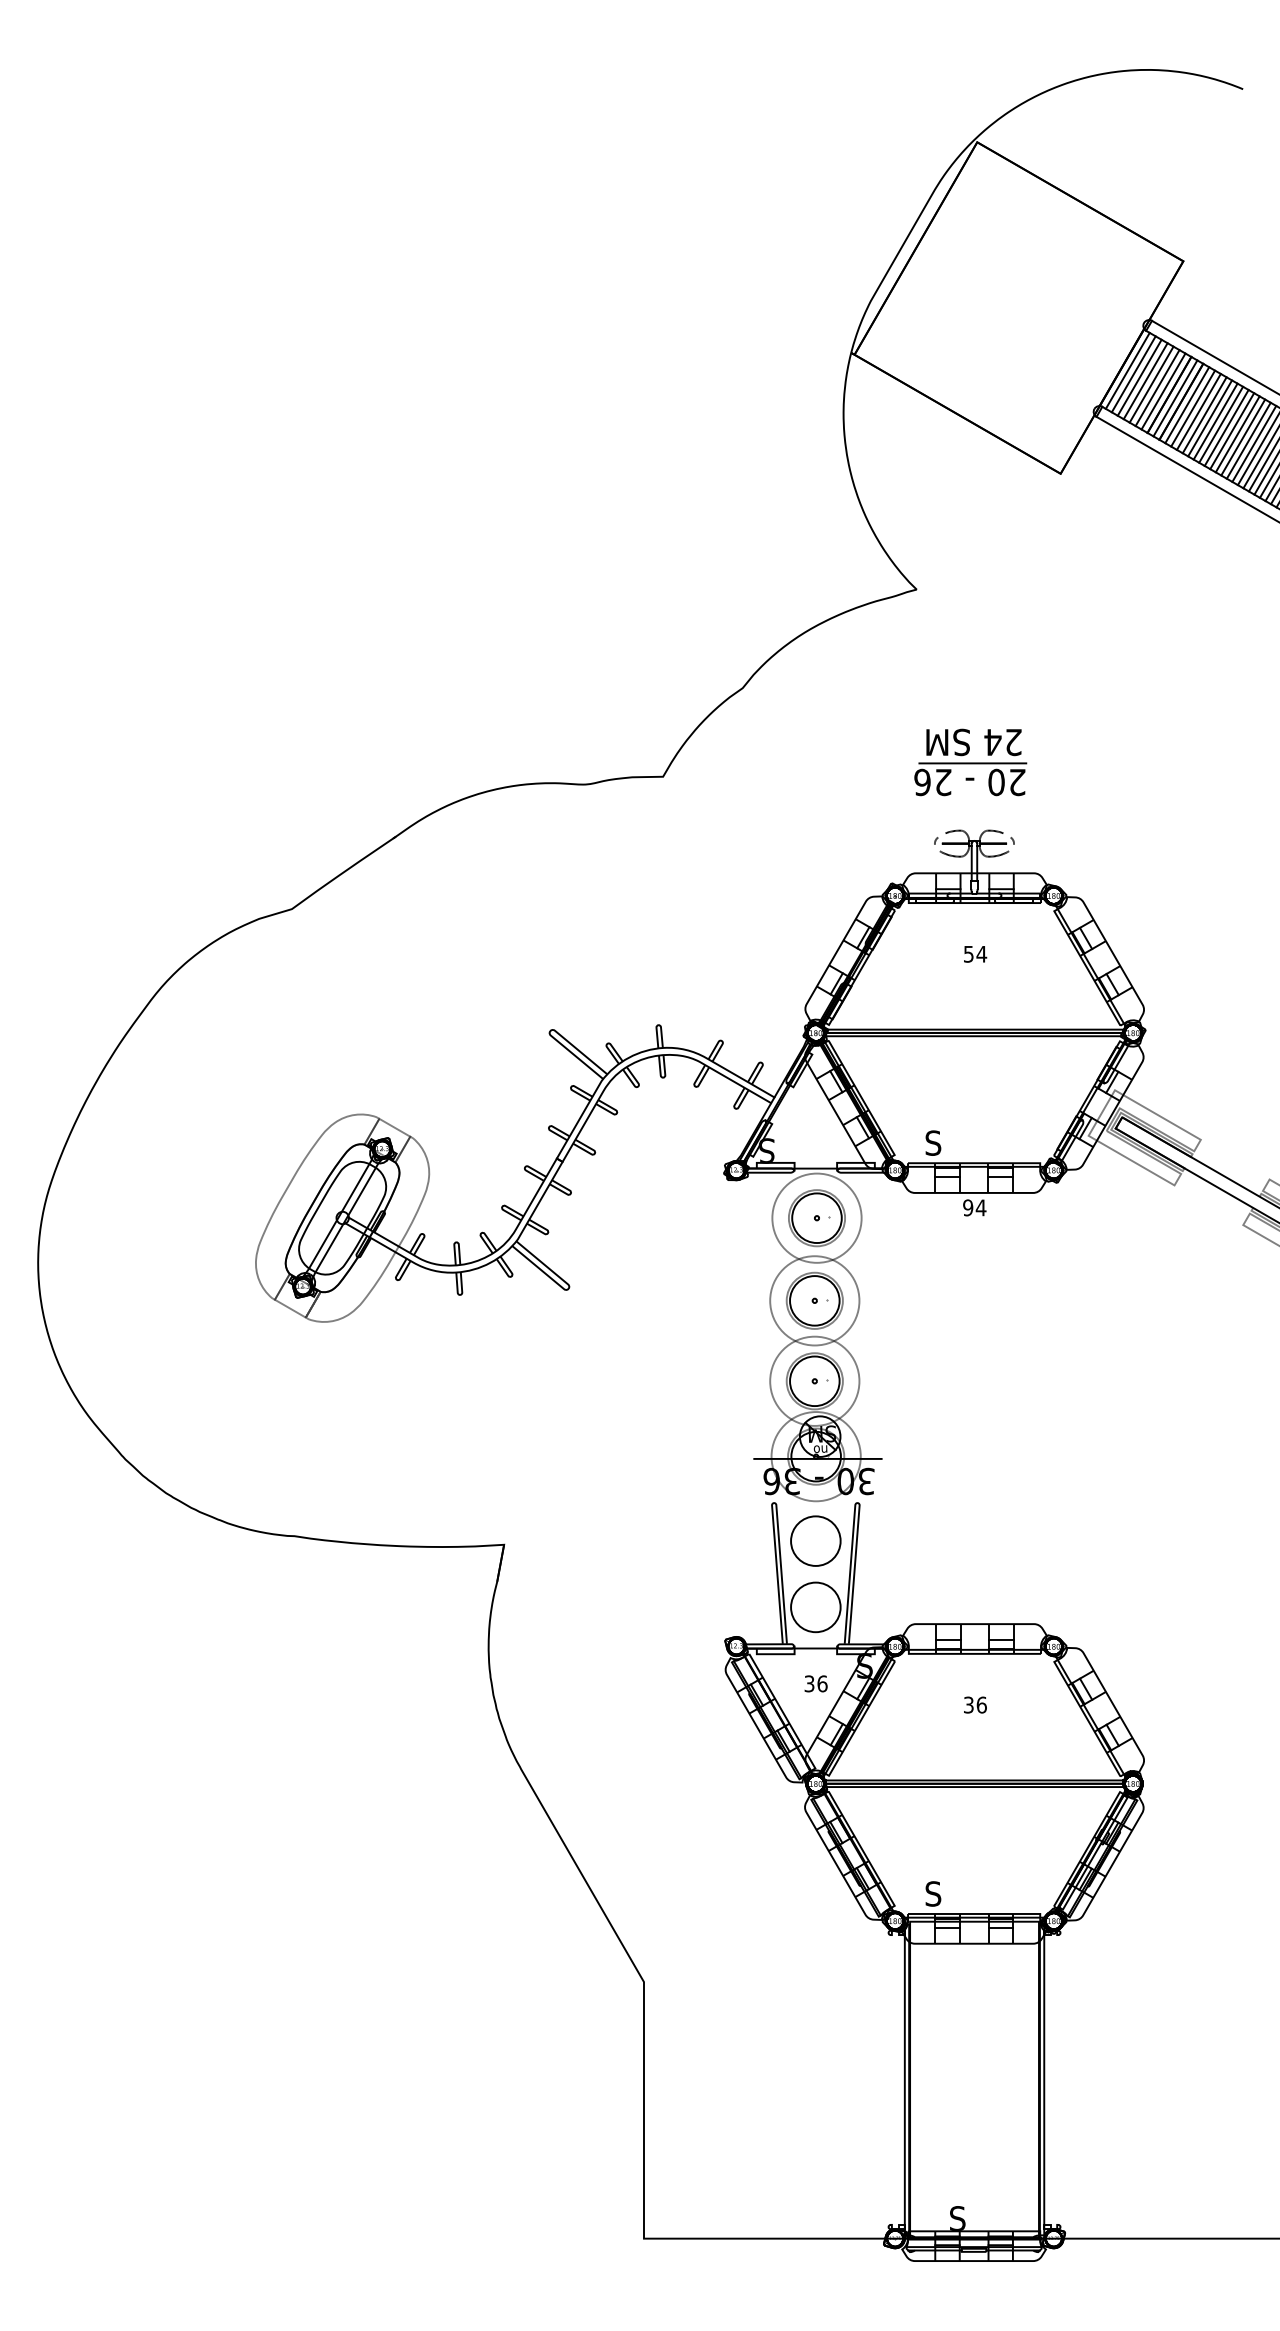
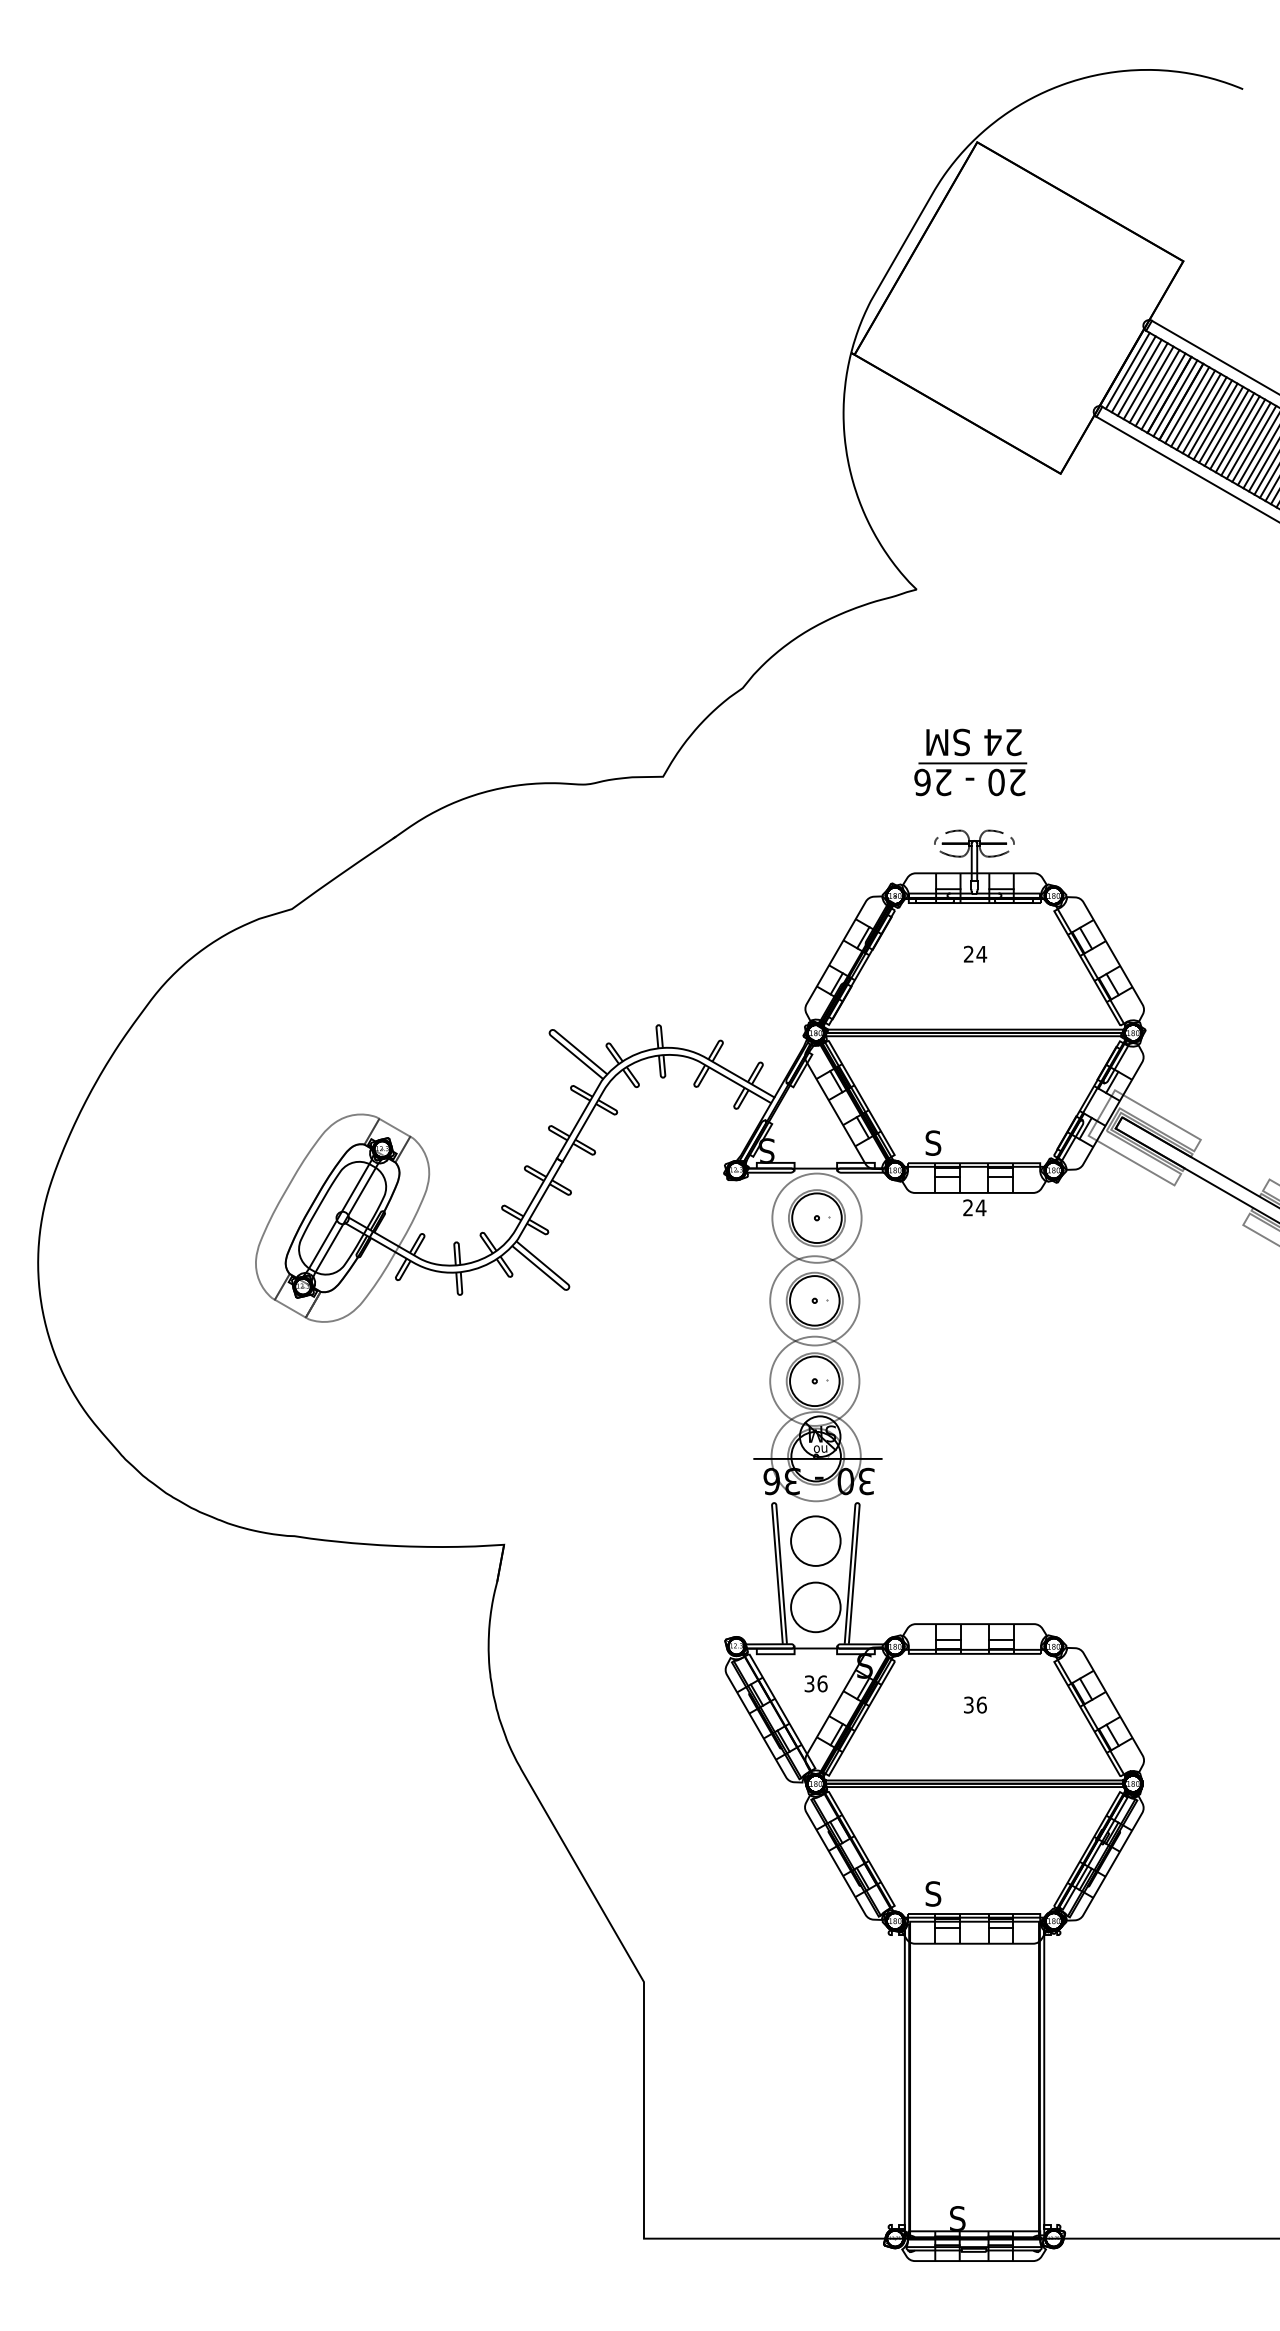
text: 54 -> 24 (968, 953)
text: 94 -> 24 (968, 1207)
